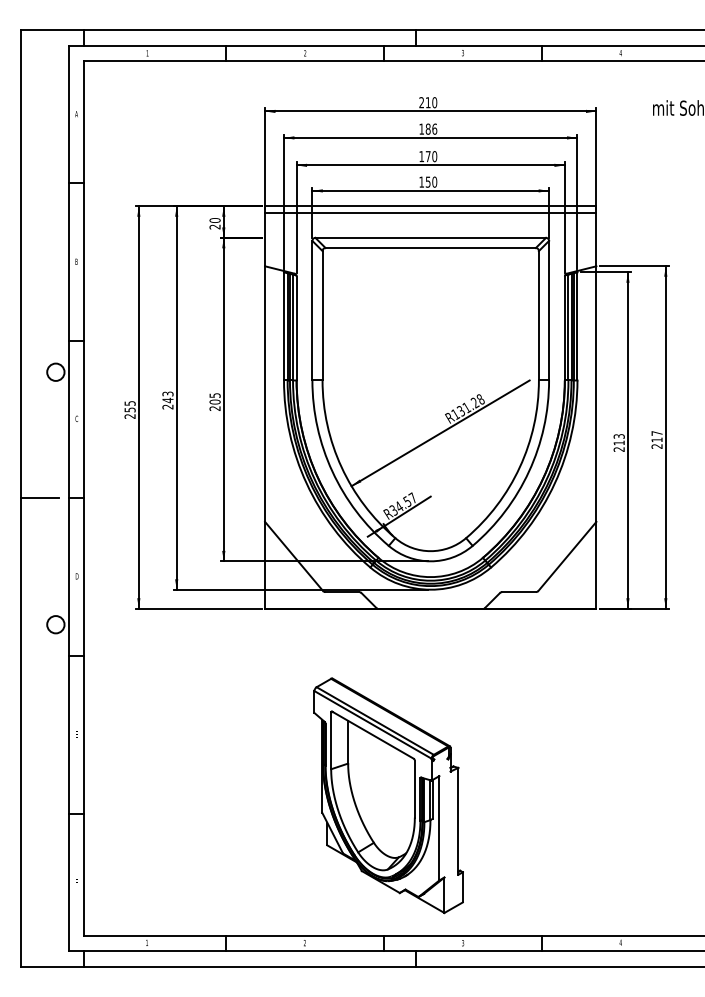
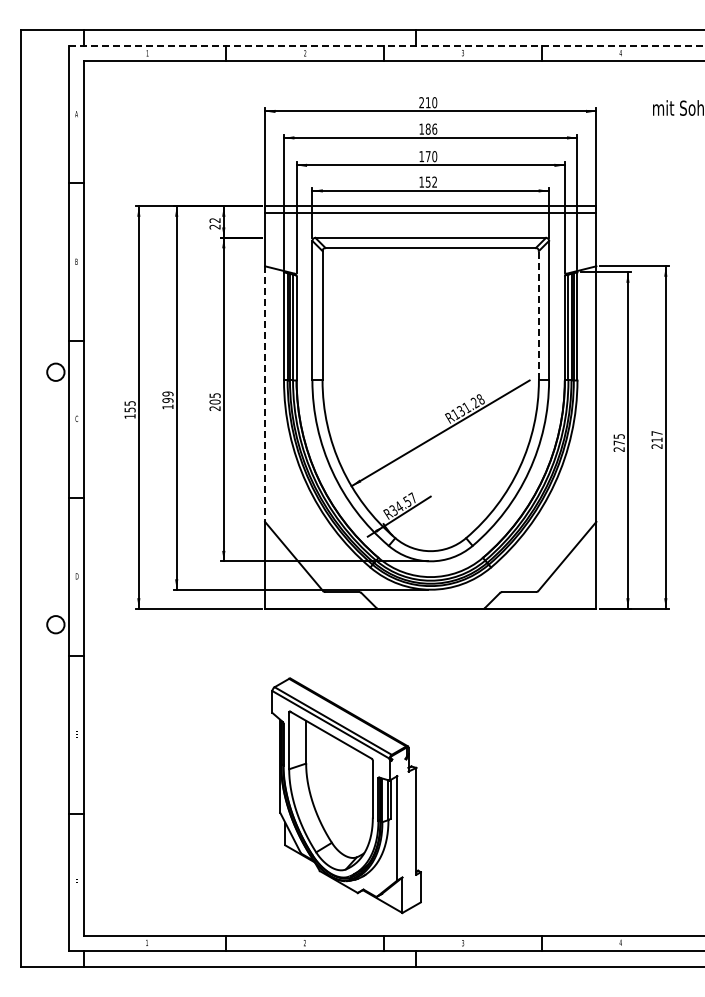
line: solid -> dashed (386, 45)
text: 150 -> 152 (434, 181)
text: 20 -> 22 (214, 220)
line: solid -> dashed (538, 315)
line: solid -> dashed (265, 394)
text: 243 -> 199 (167, 400)
text: 255 -> 155 (129, 416)
text: 213 -> 275 (618, 439)
line: present -> none (40, 498)
part position: (388, 795) -> (346, 795) (346, 795)
